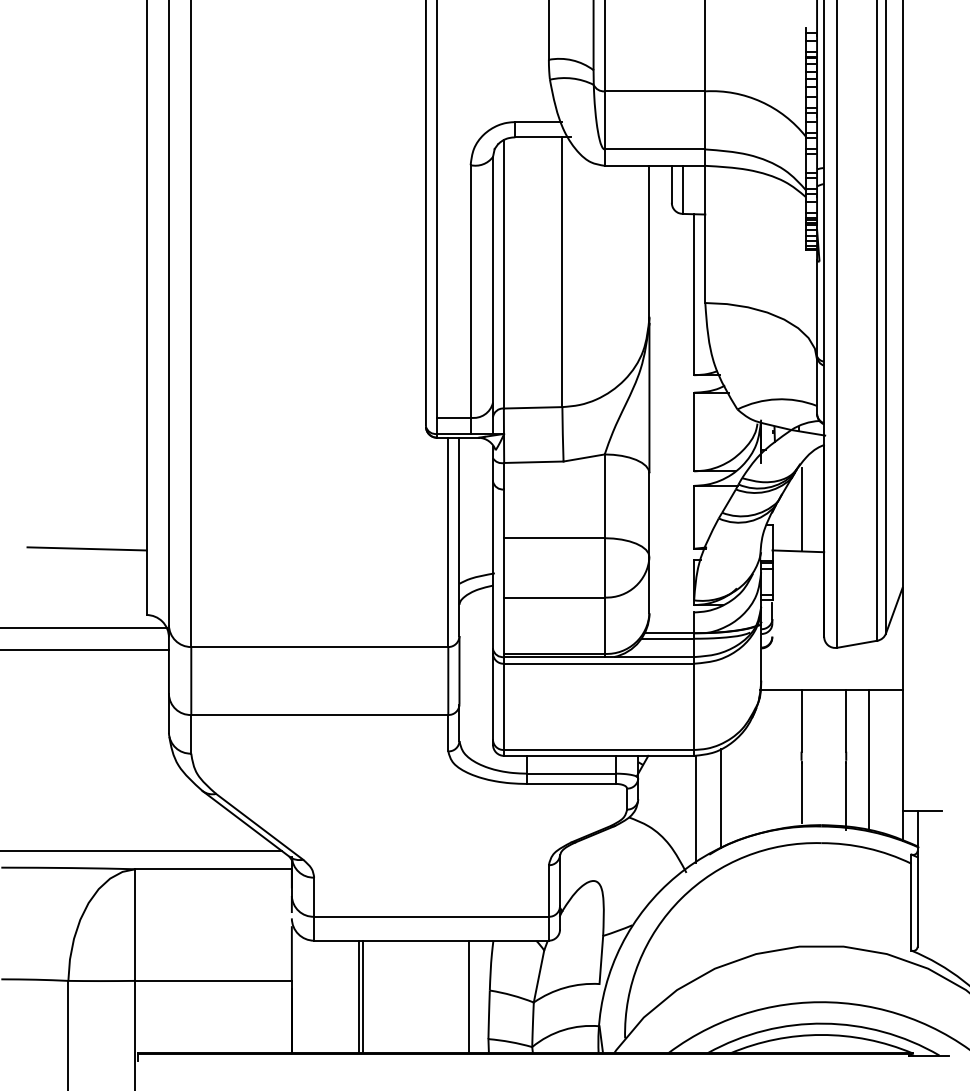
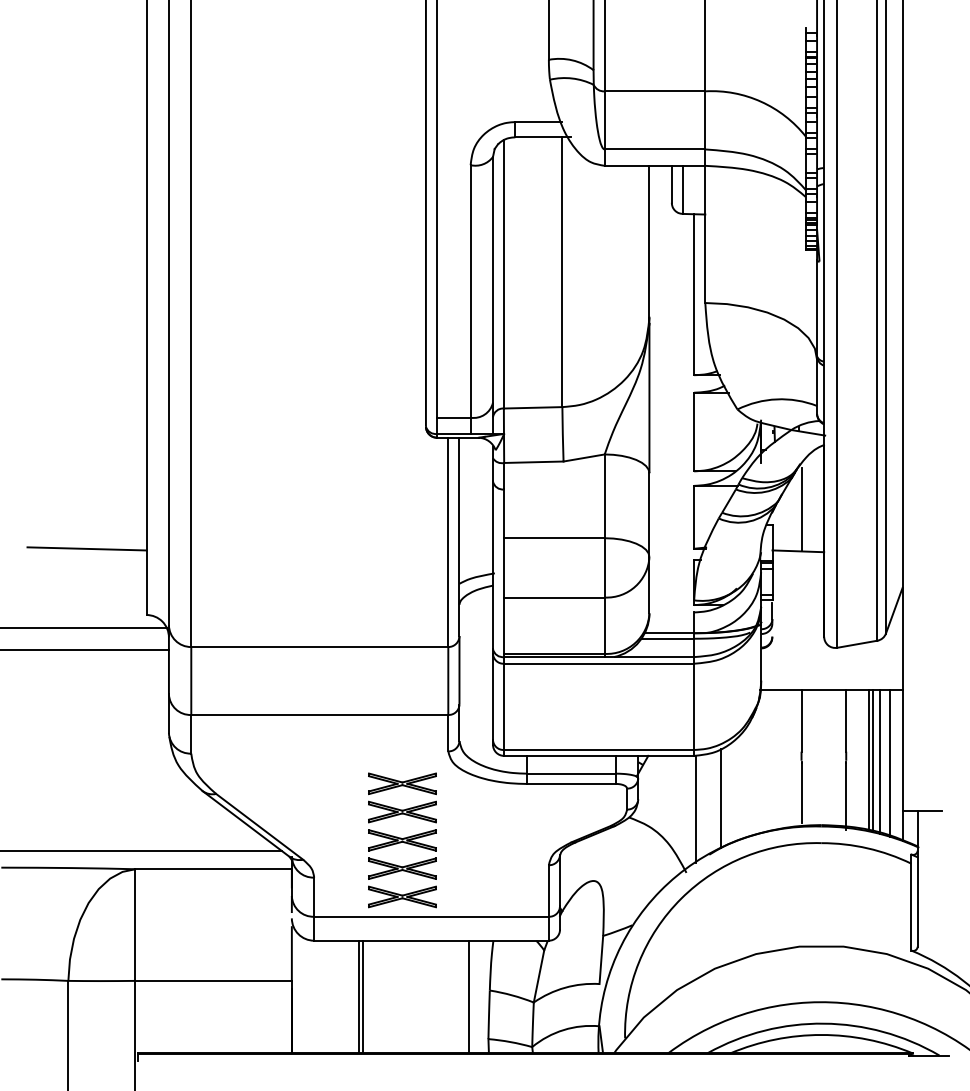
line: none -> present (873, 760)
line: none -> present (880, 761)
line: none -> present (890, 762)
part: none -> present (402, 840)
